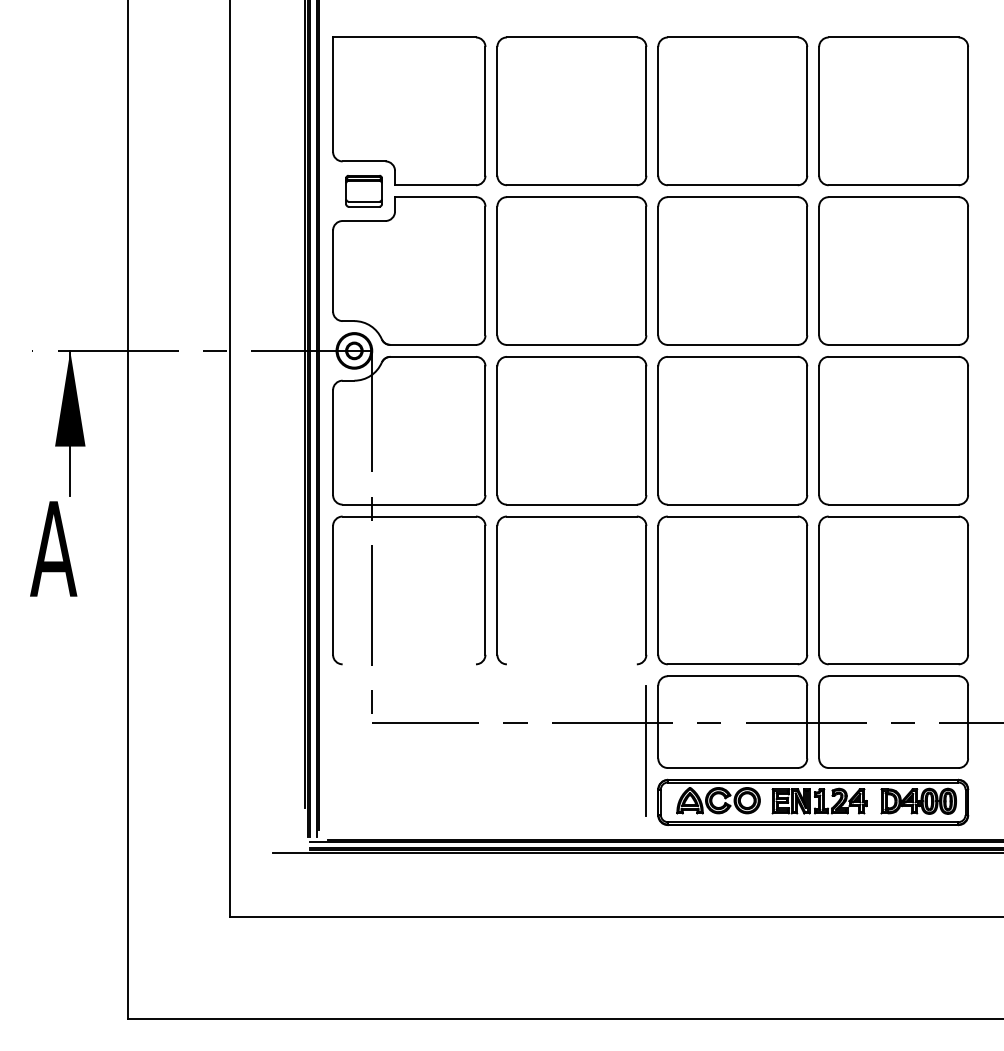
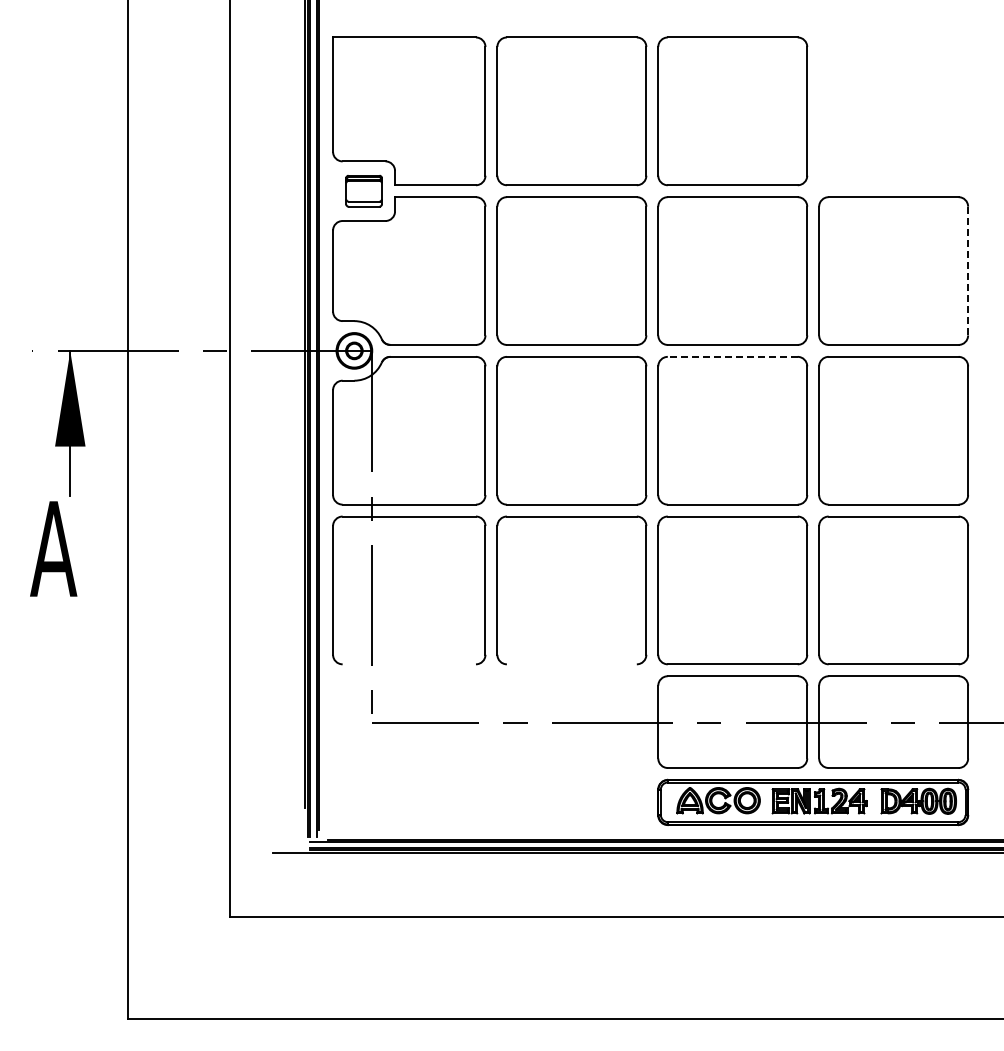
part: present -> none (893, 111)
line: solid -> dashed (968, 270)
line: solid -> dashed (732, 356)
line: present -> none (646, 750)
